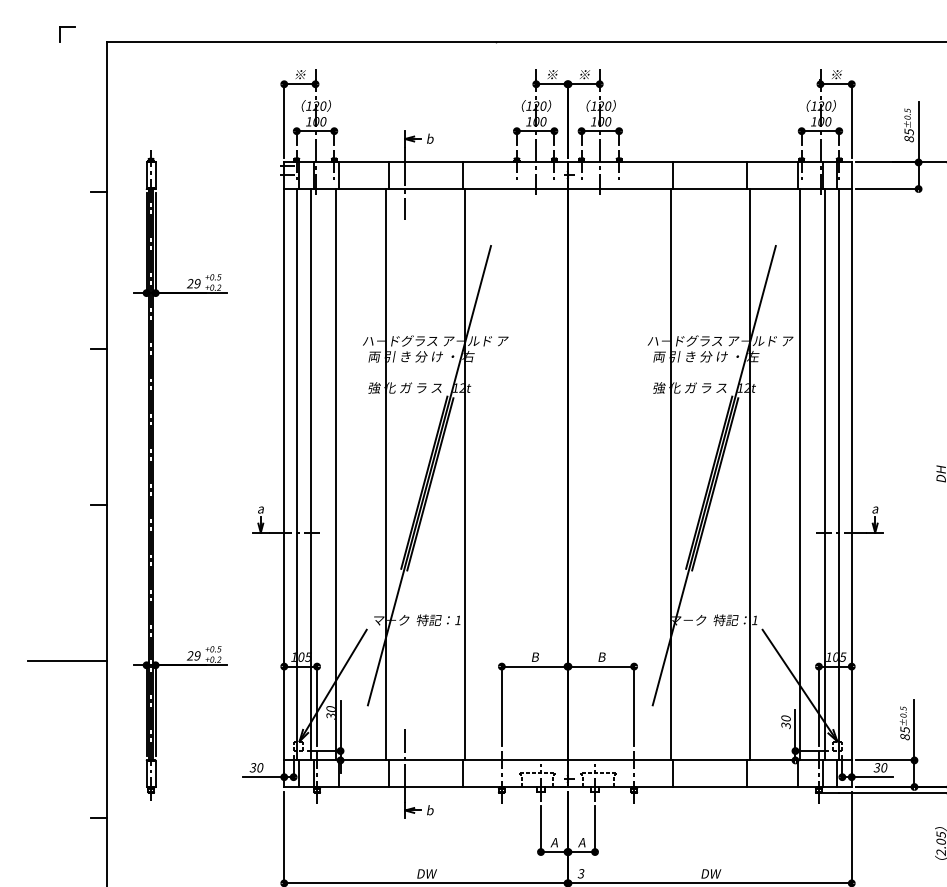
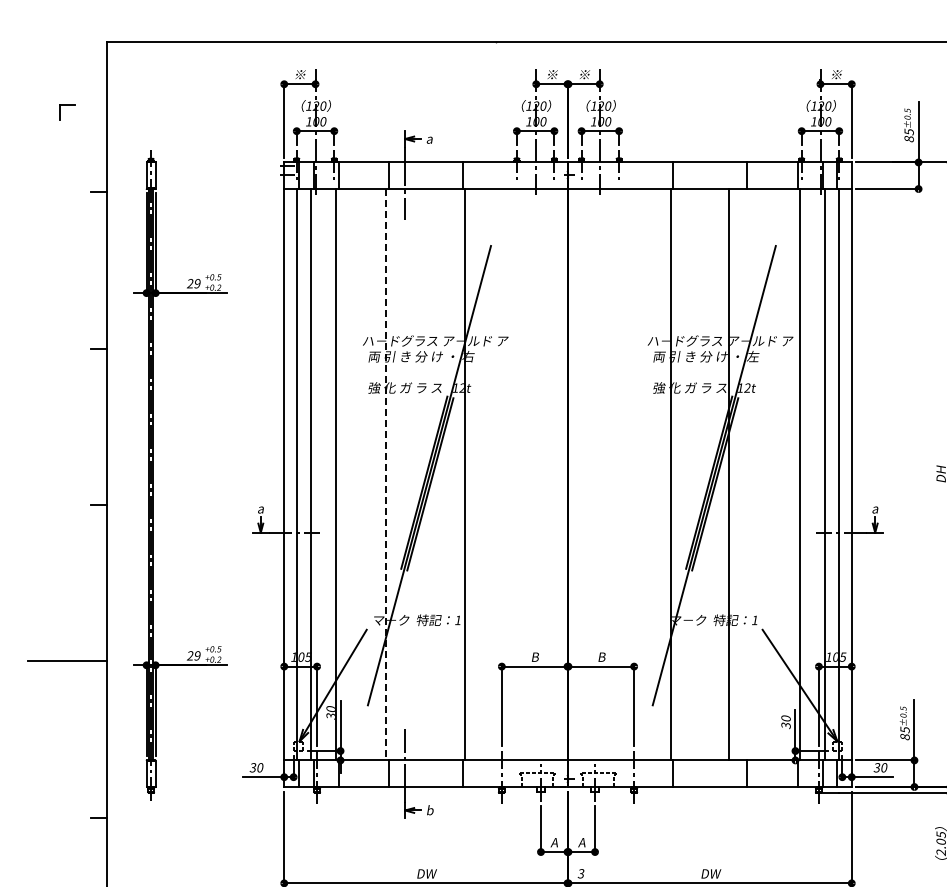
part position: (67, 27) -> (67, 105) (67, 105)
text: b -> a (429, 138)
line: solid -> dashed (385, 474)
line position: (750, 474) -> (729, 474) (729, 474)
